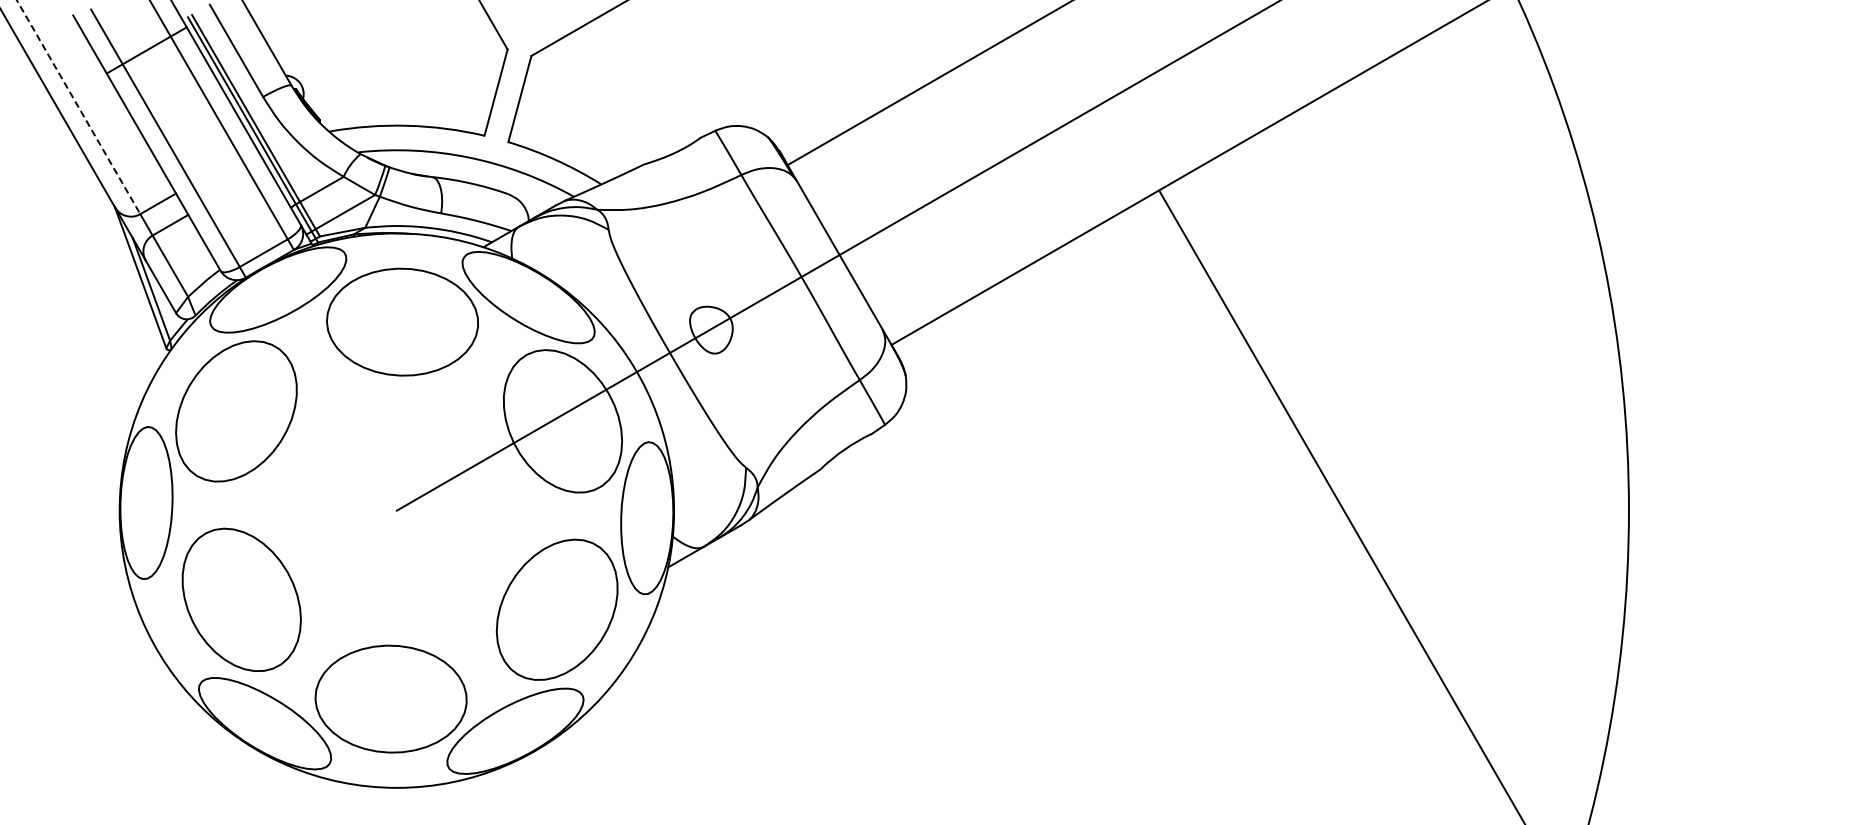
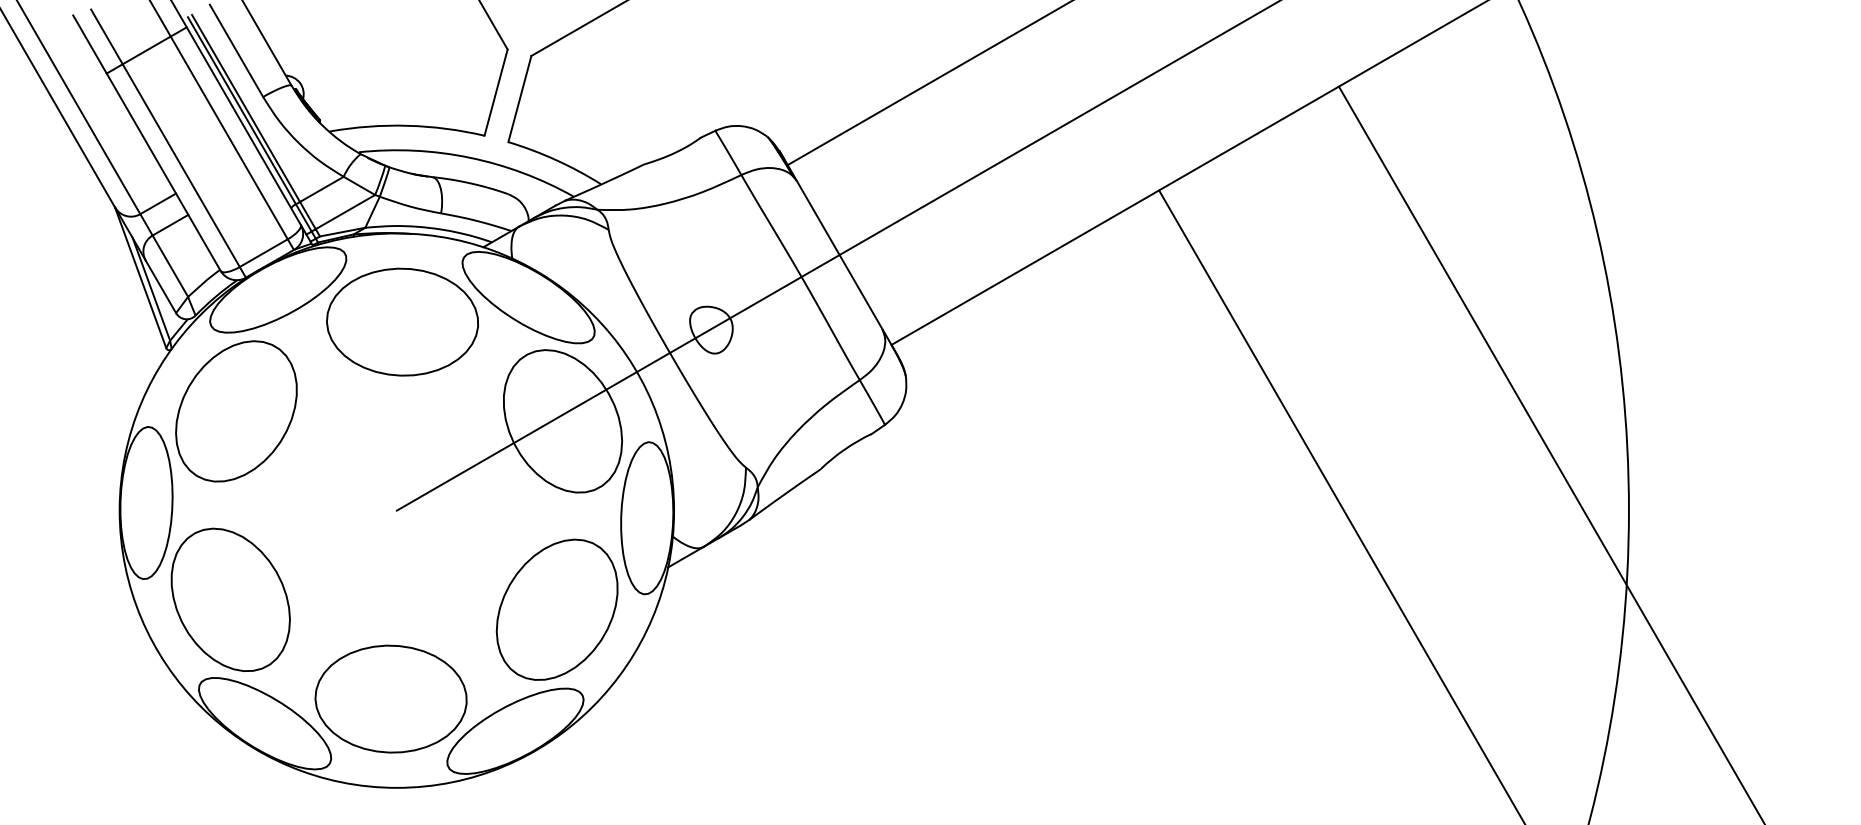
line: dashed -> solid (78, 107)
line: none -> present (1550, 453)
part position: (241, 599) -> (230, 599) (230, 599)
